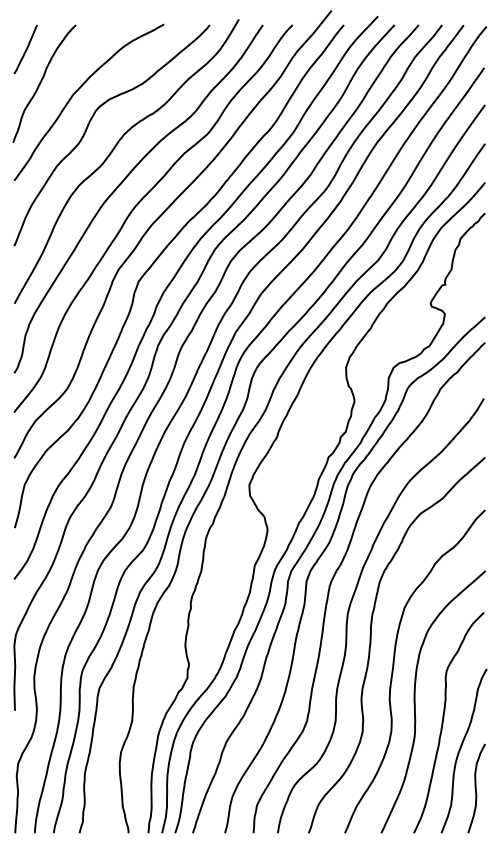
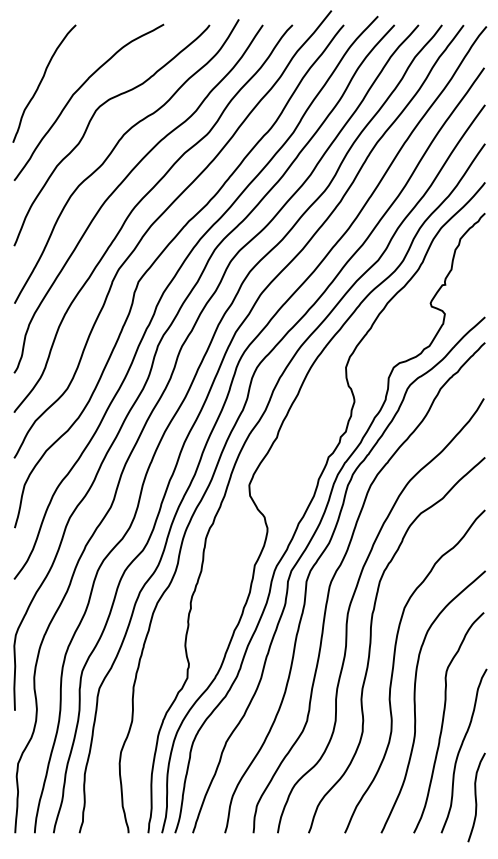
line: present -> none (26, 48)
curve position: (476, 788) -> (476, 797) (476, 797)
